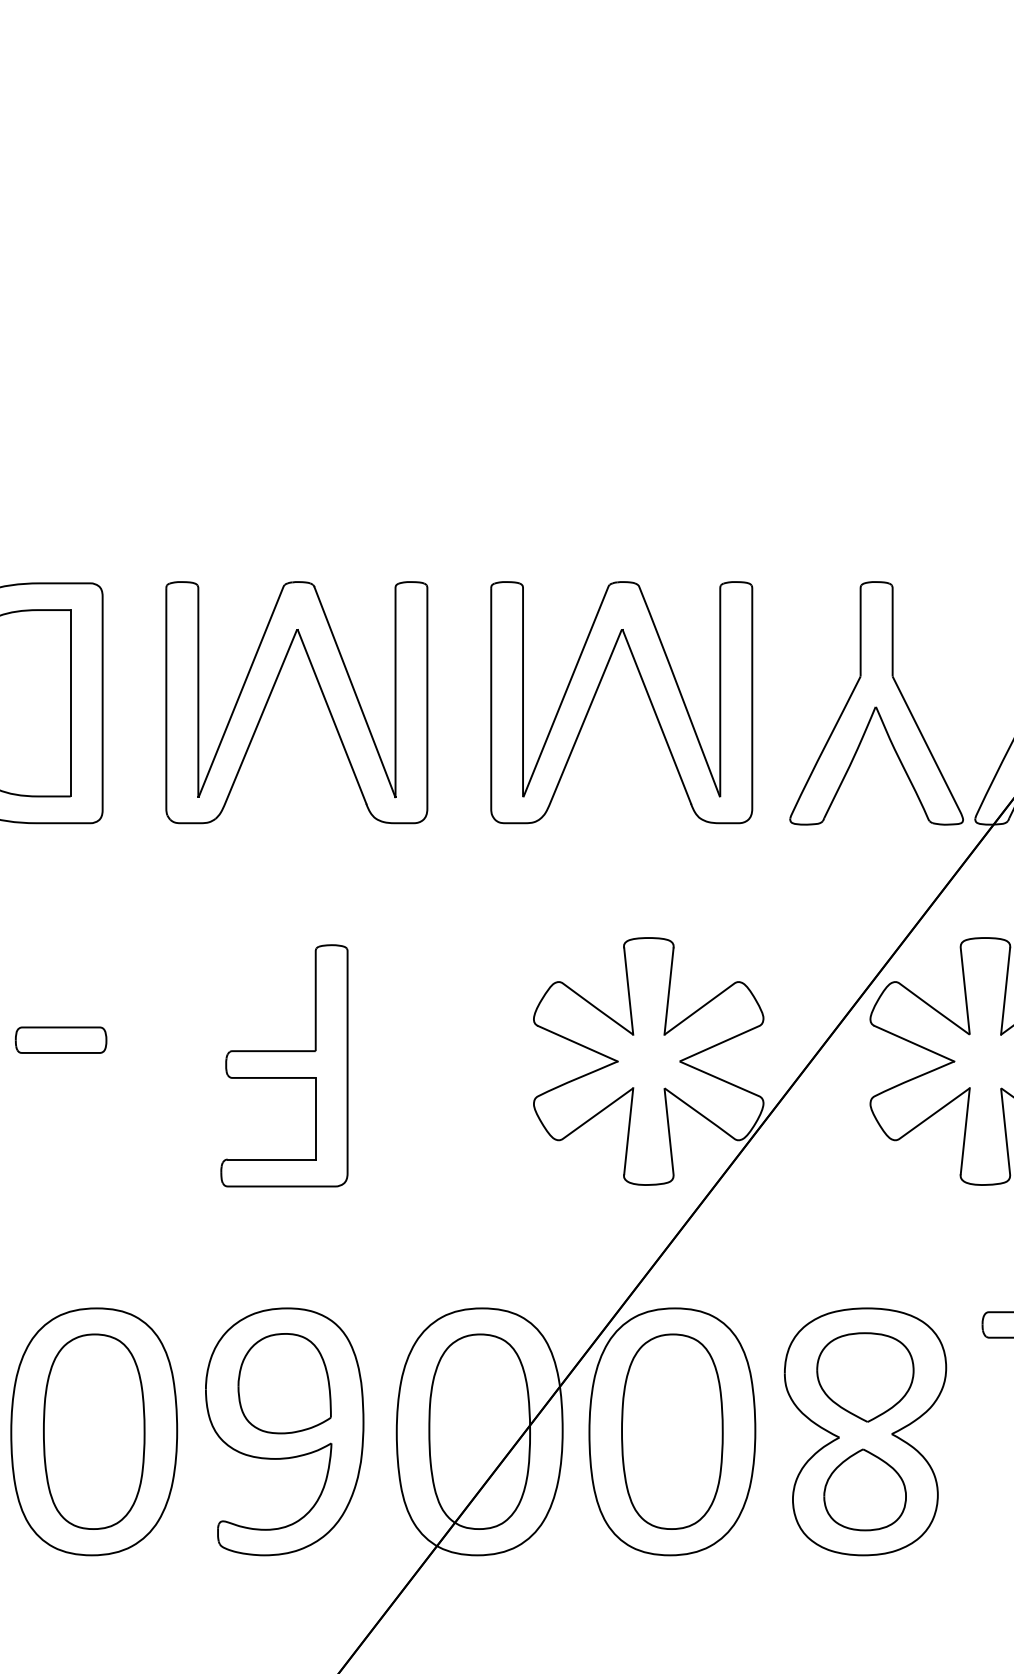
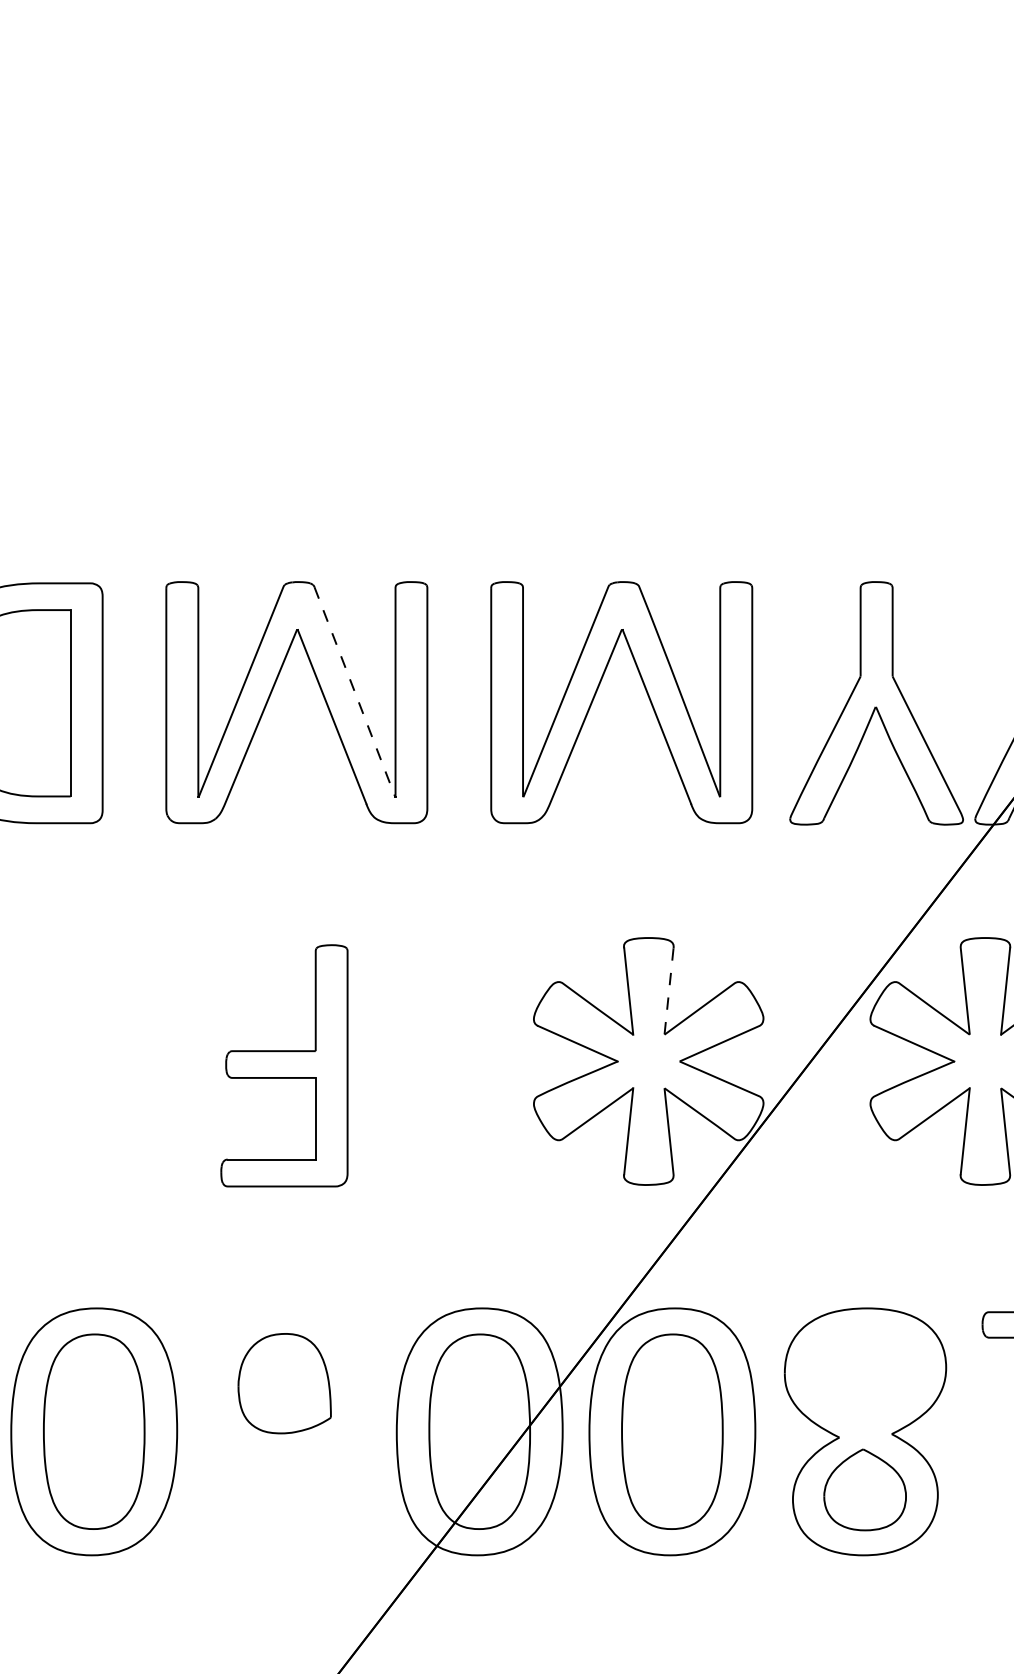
line: solid -> dashed (354, 692)
line: solid -> dashed (668, 992)
part: present -> none (60, 1039)
part: present -> none (865, 1377)
part: present -> none (284, 1431)
